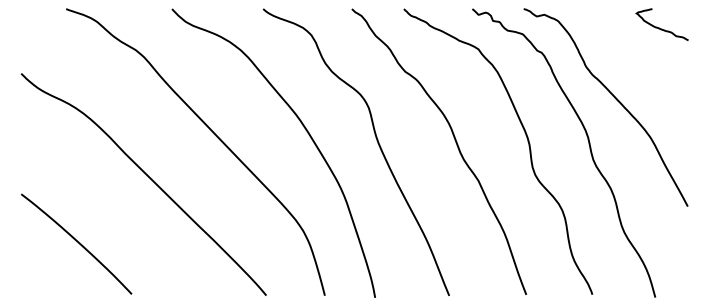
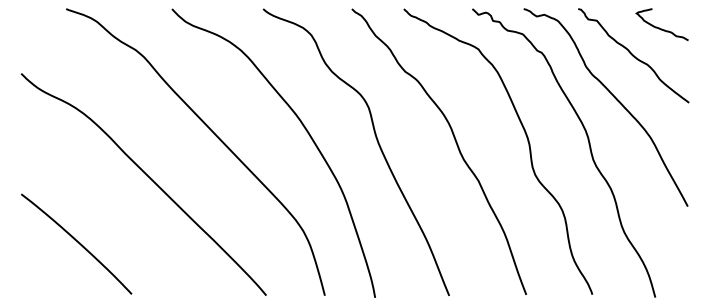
curve: none -> present (633, 55)
